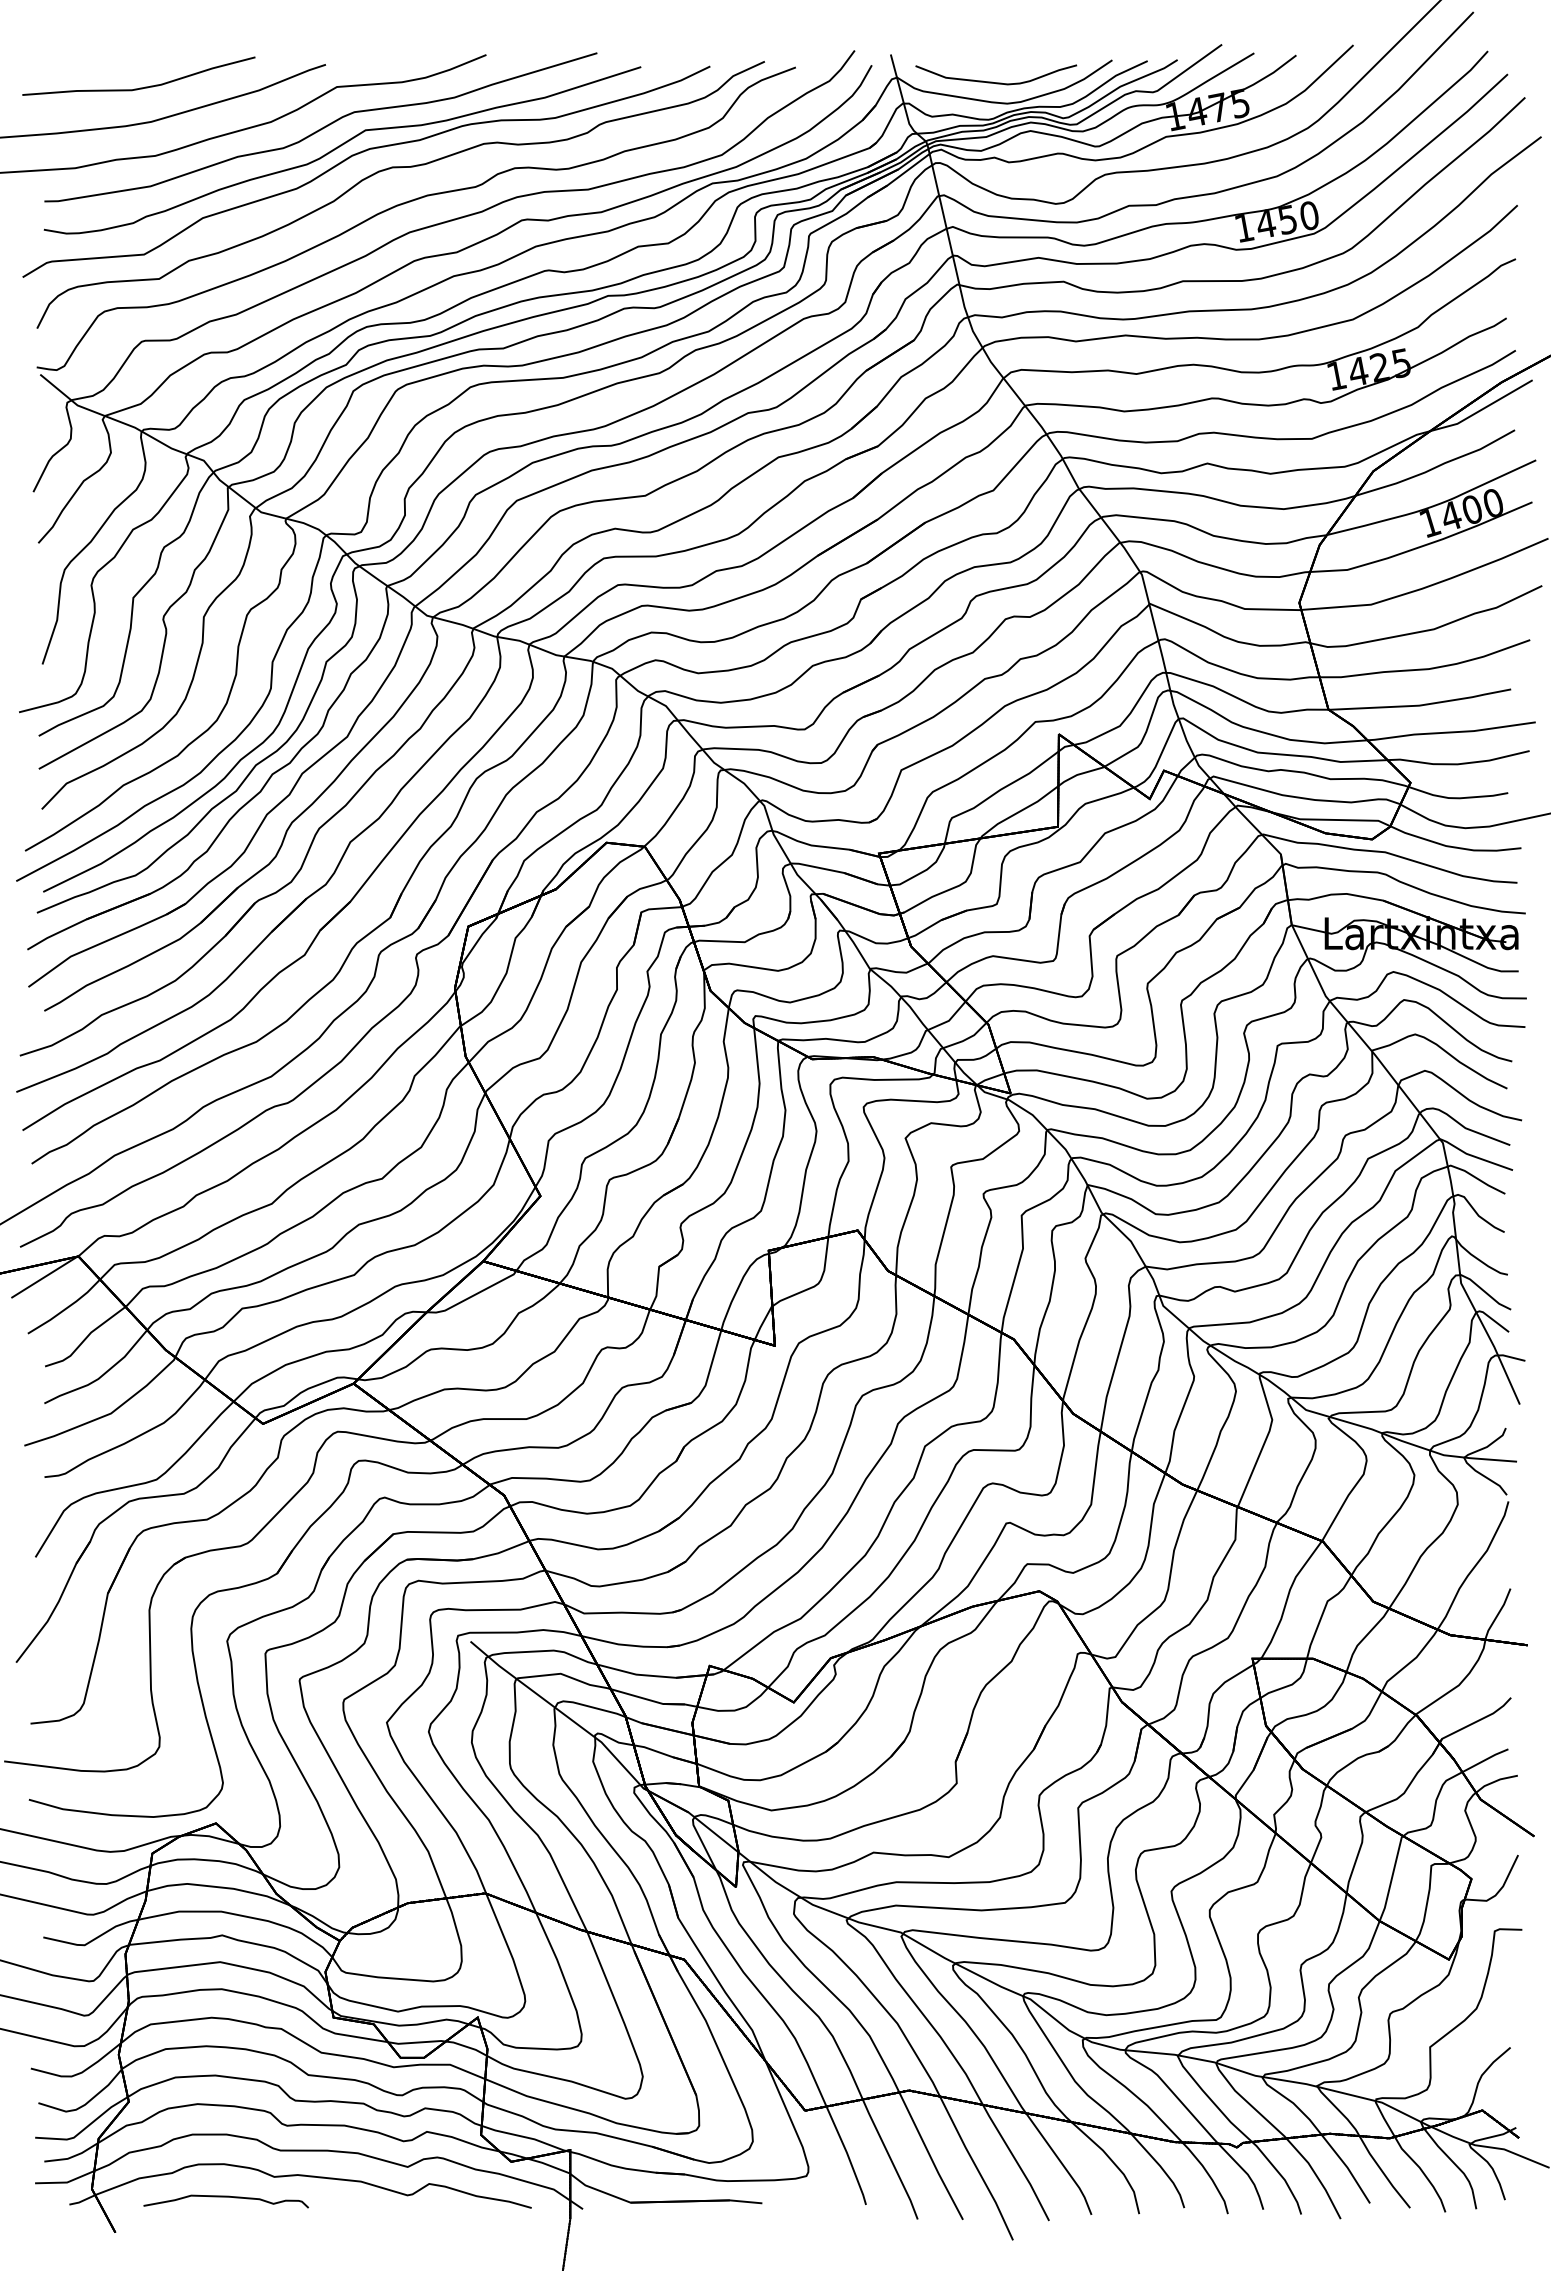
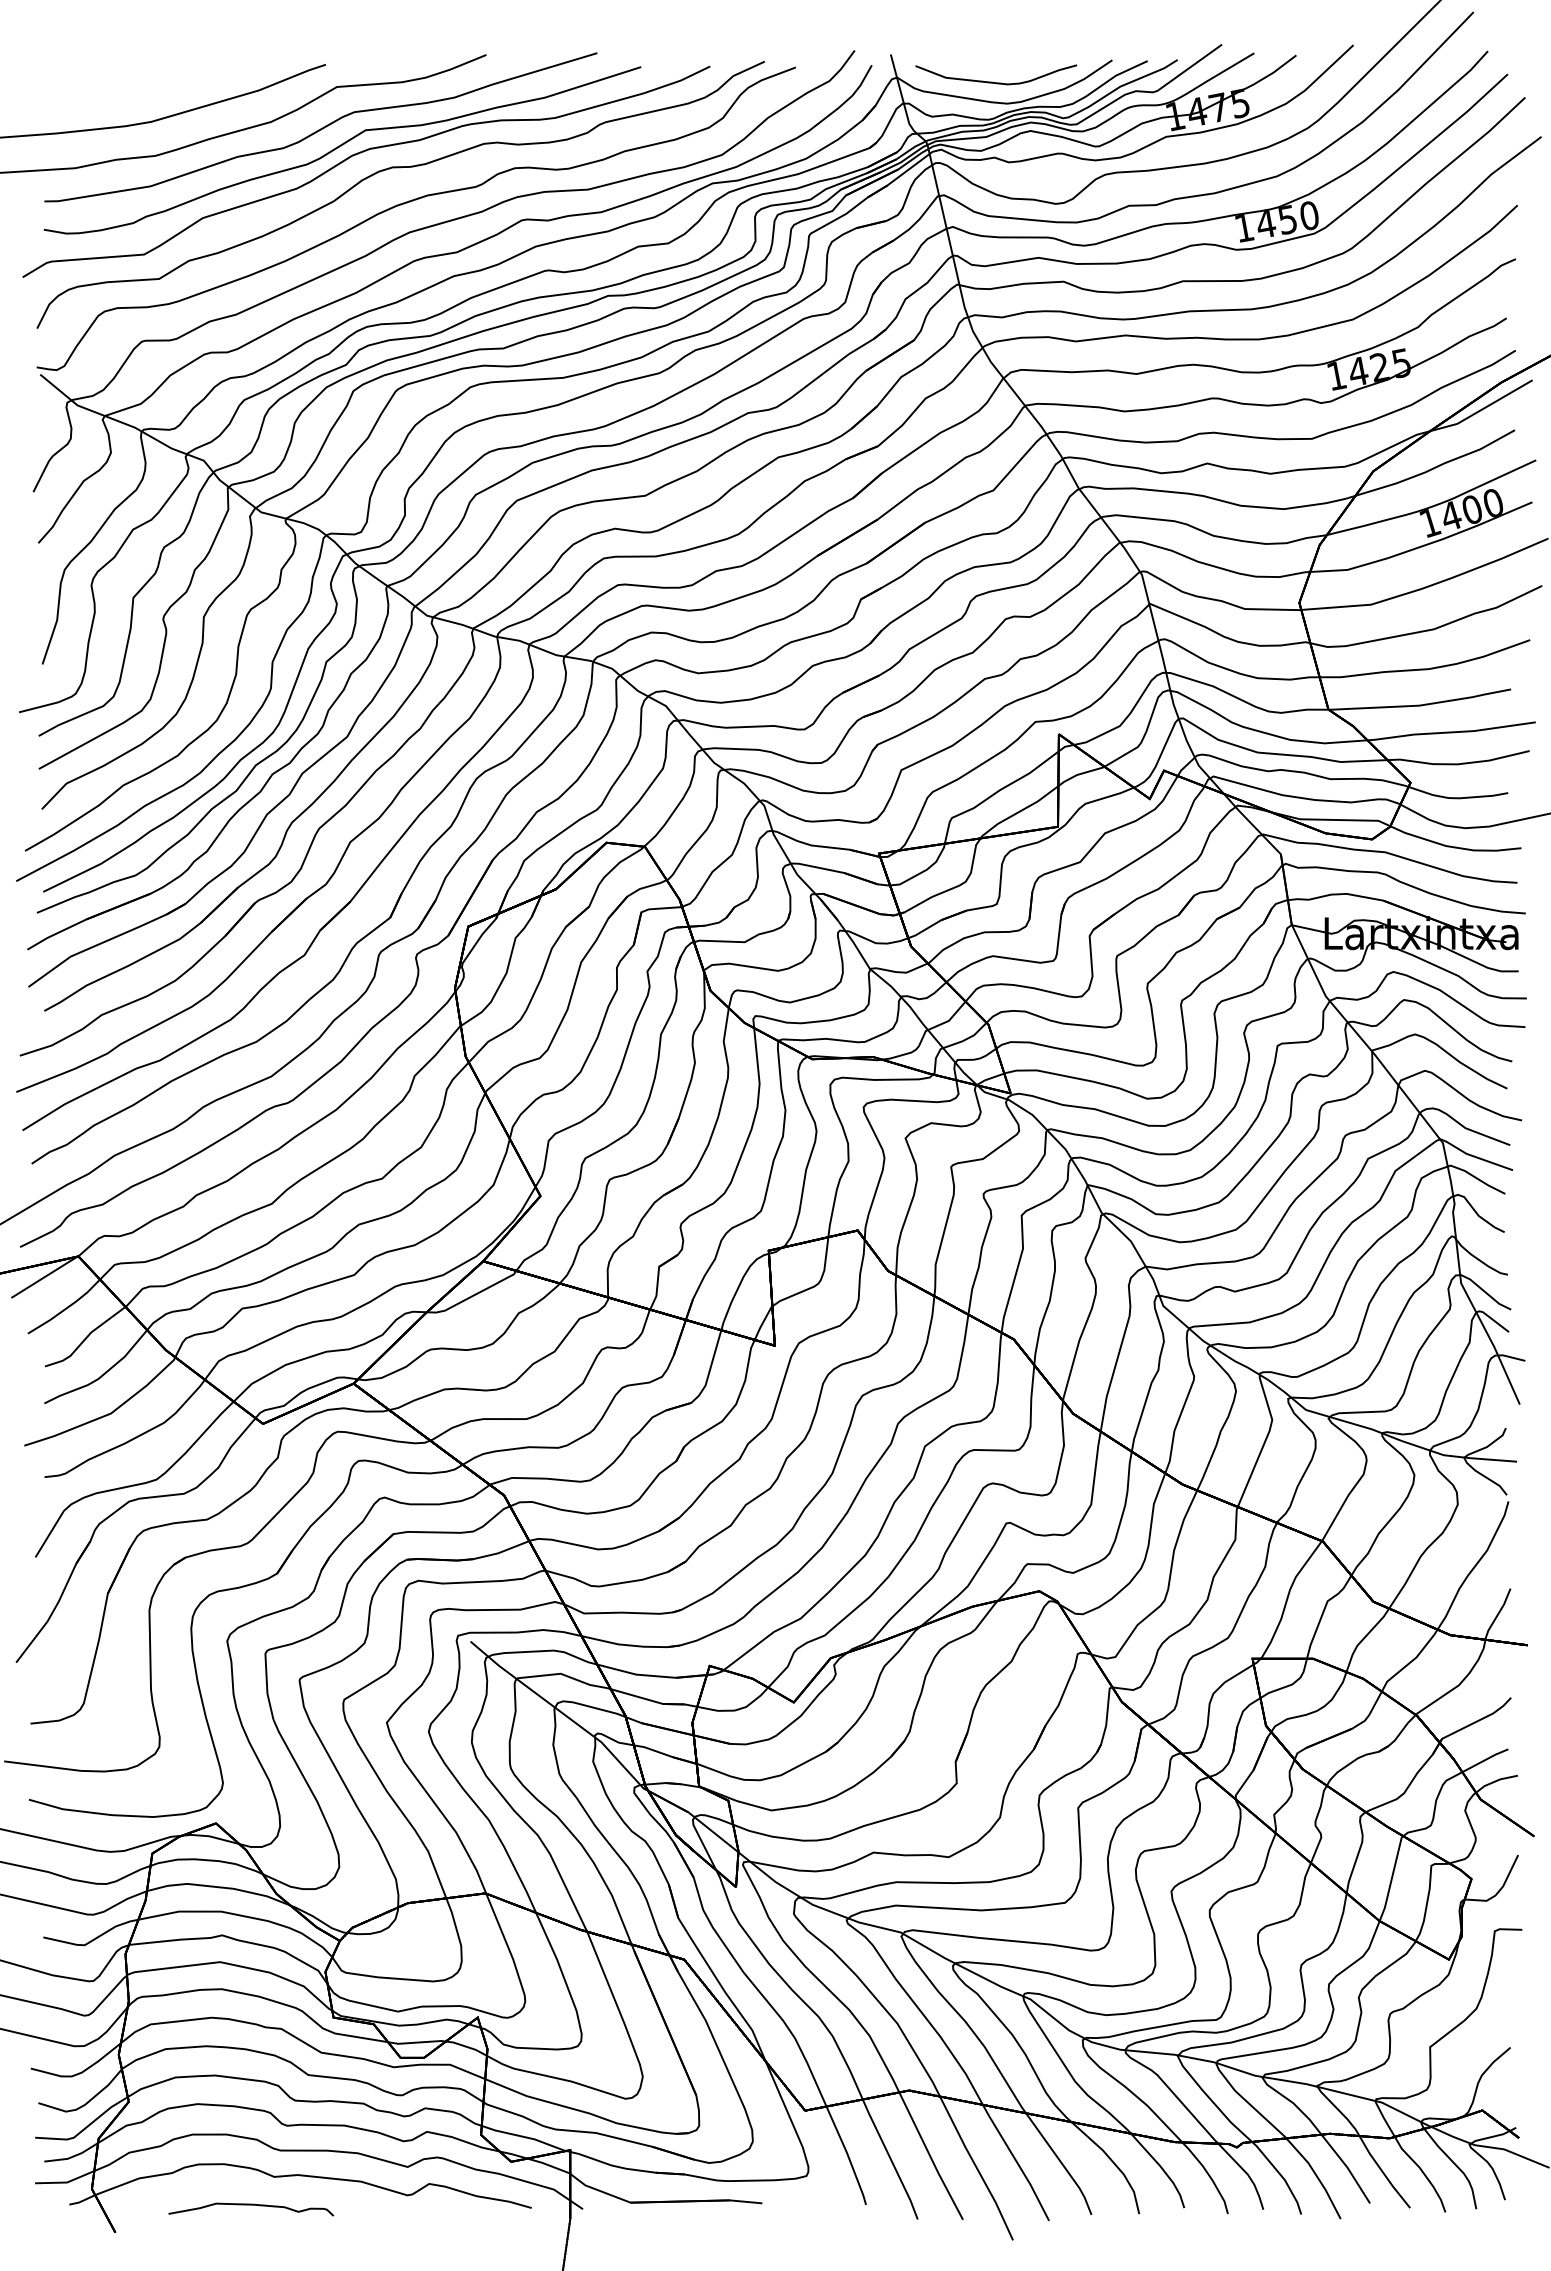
part: present -> none (139, 87)
curve position: (225, 2197) -> (250, 2205) (250, 2205)
